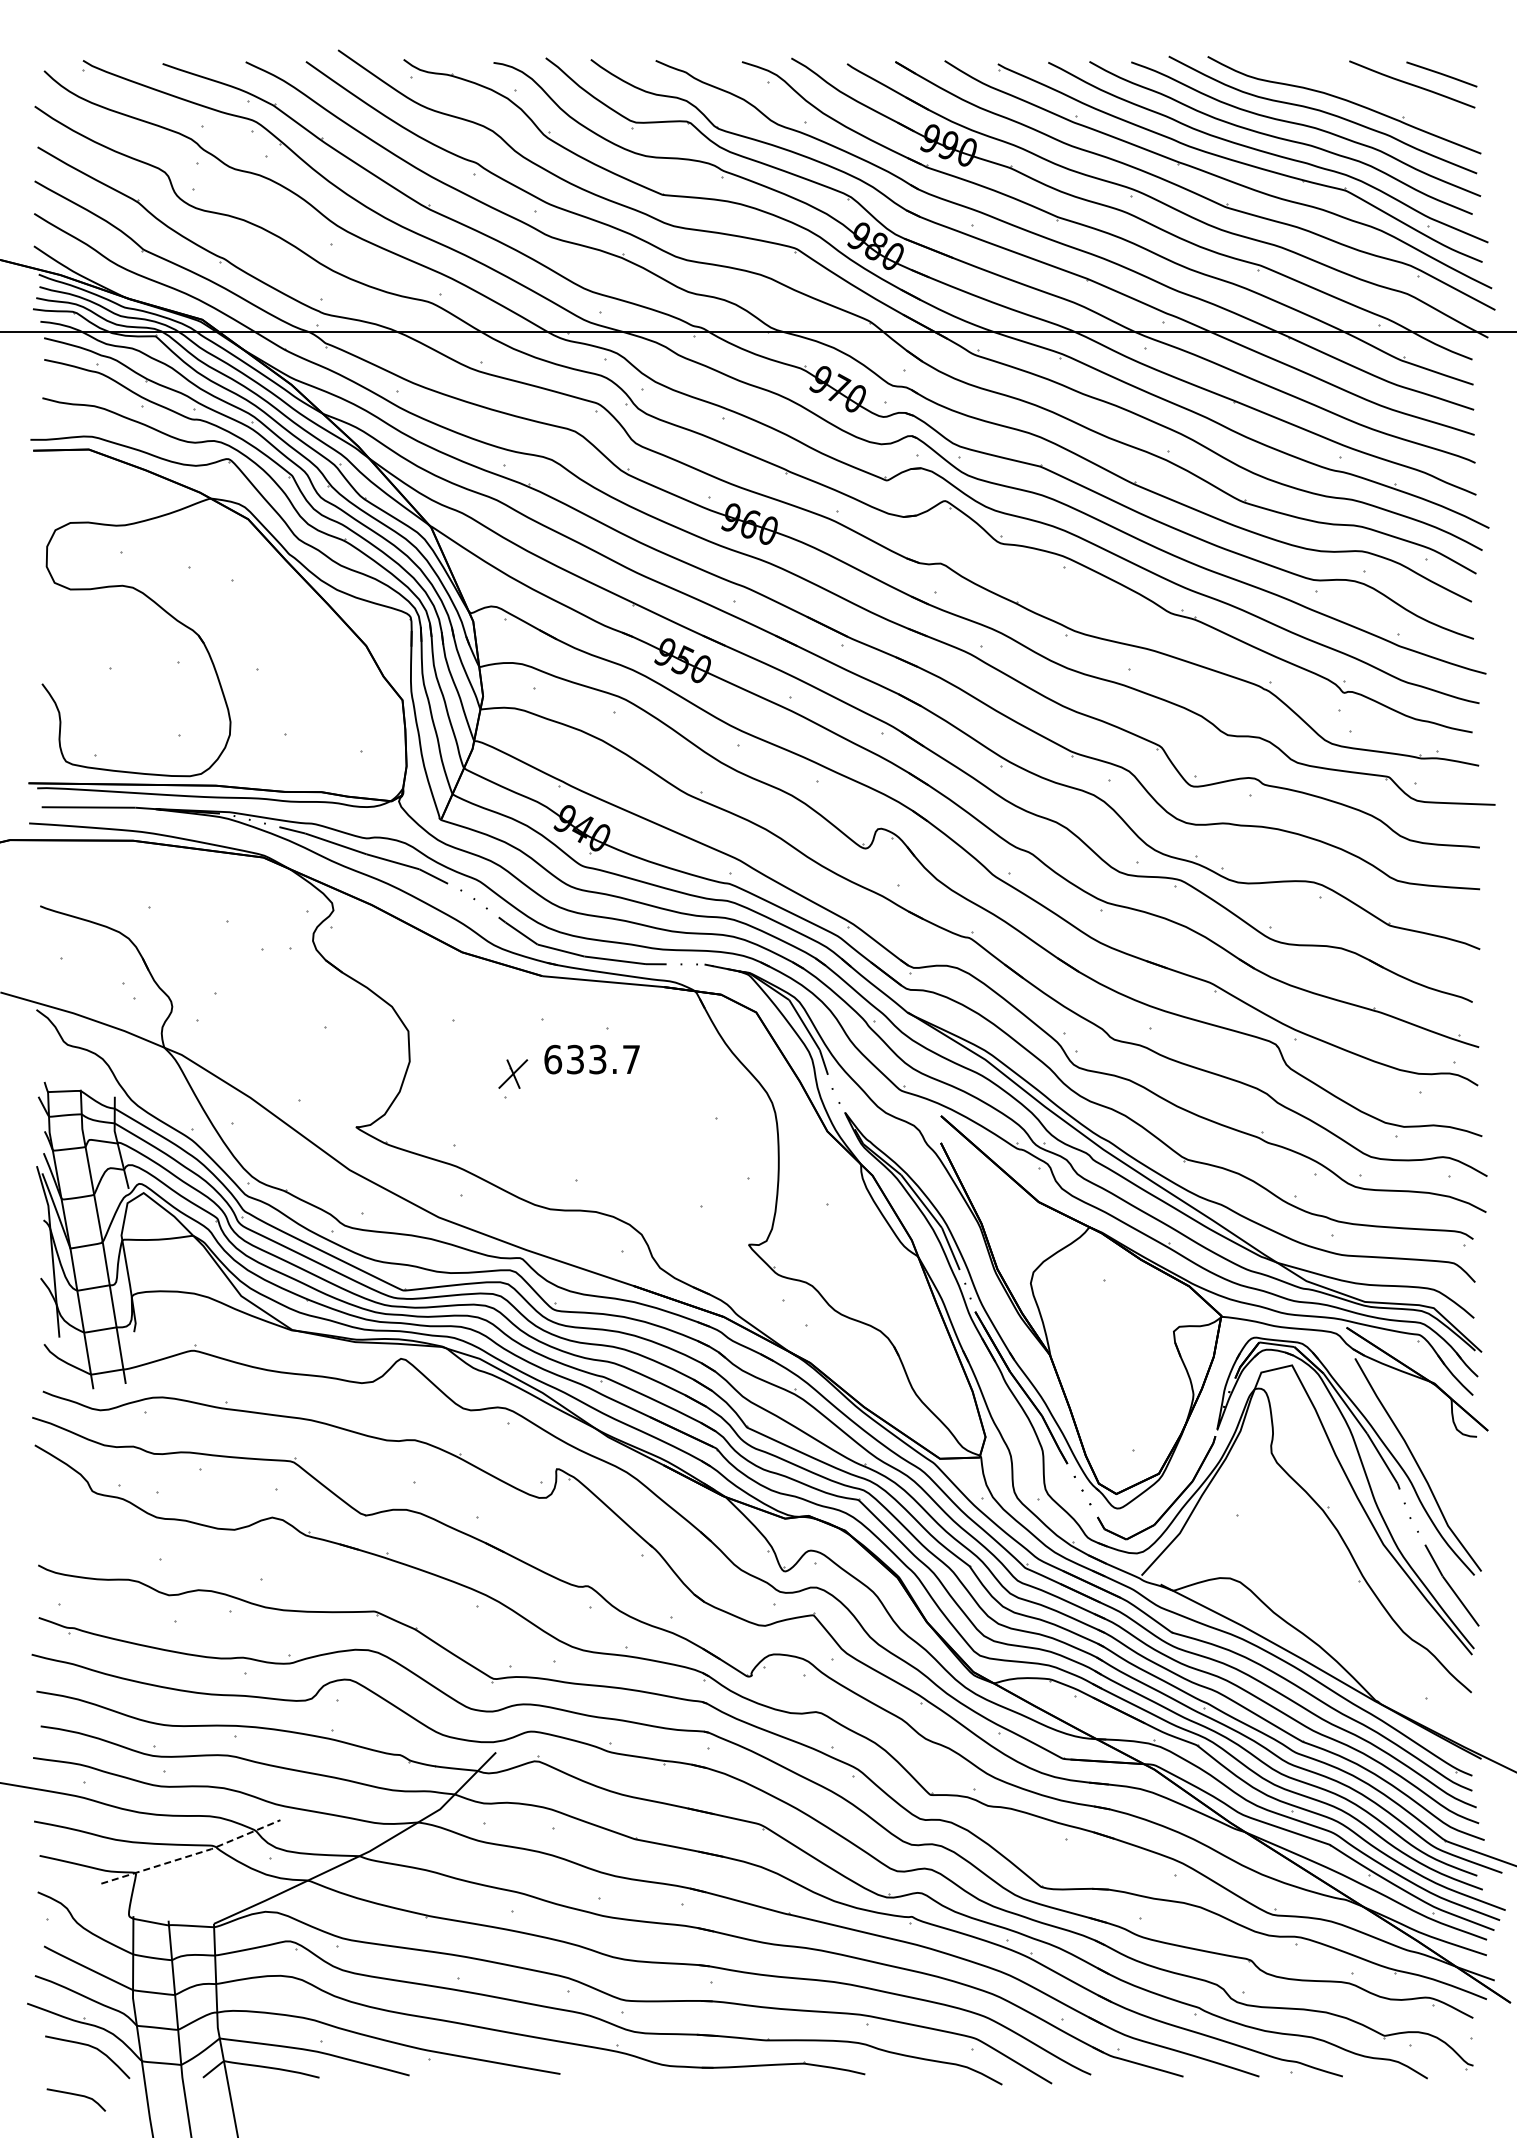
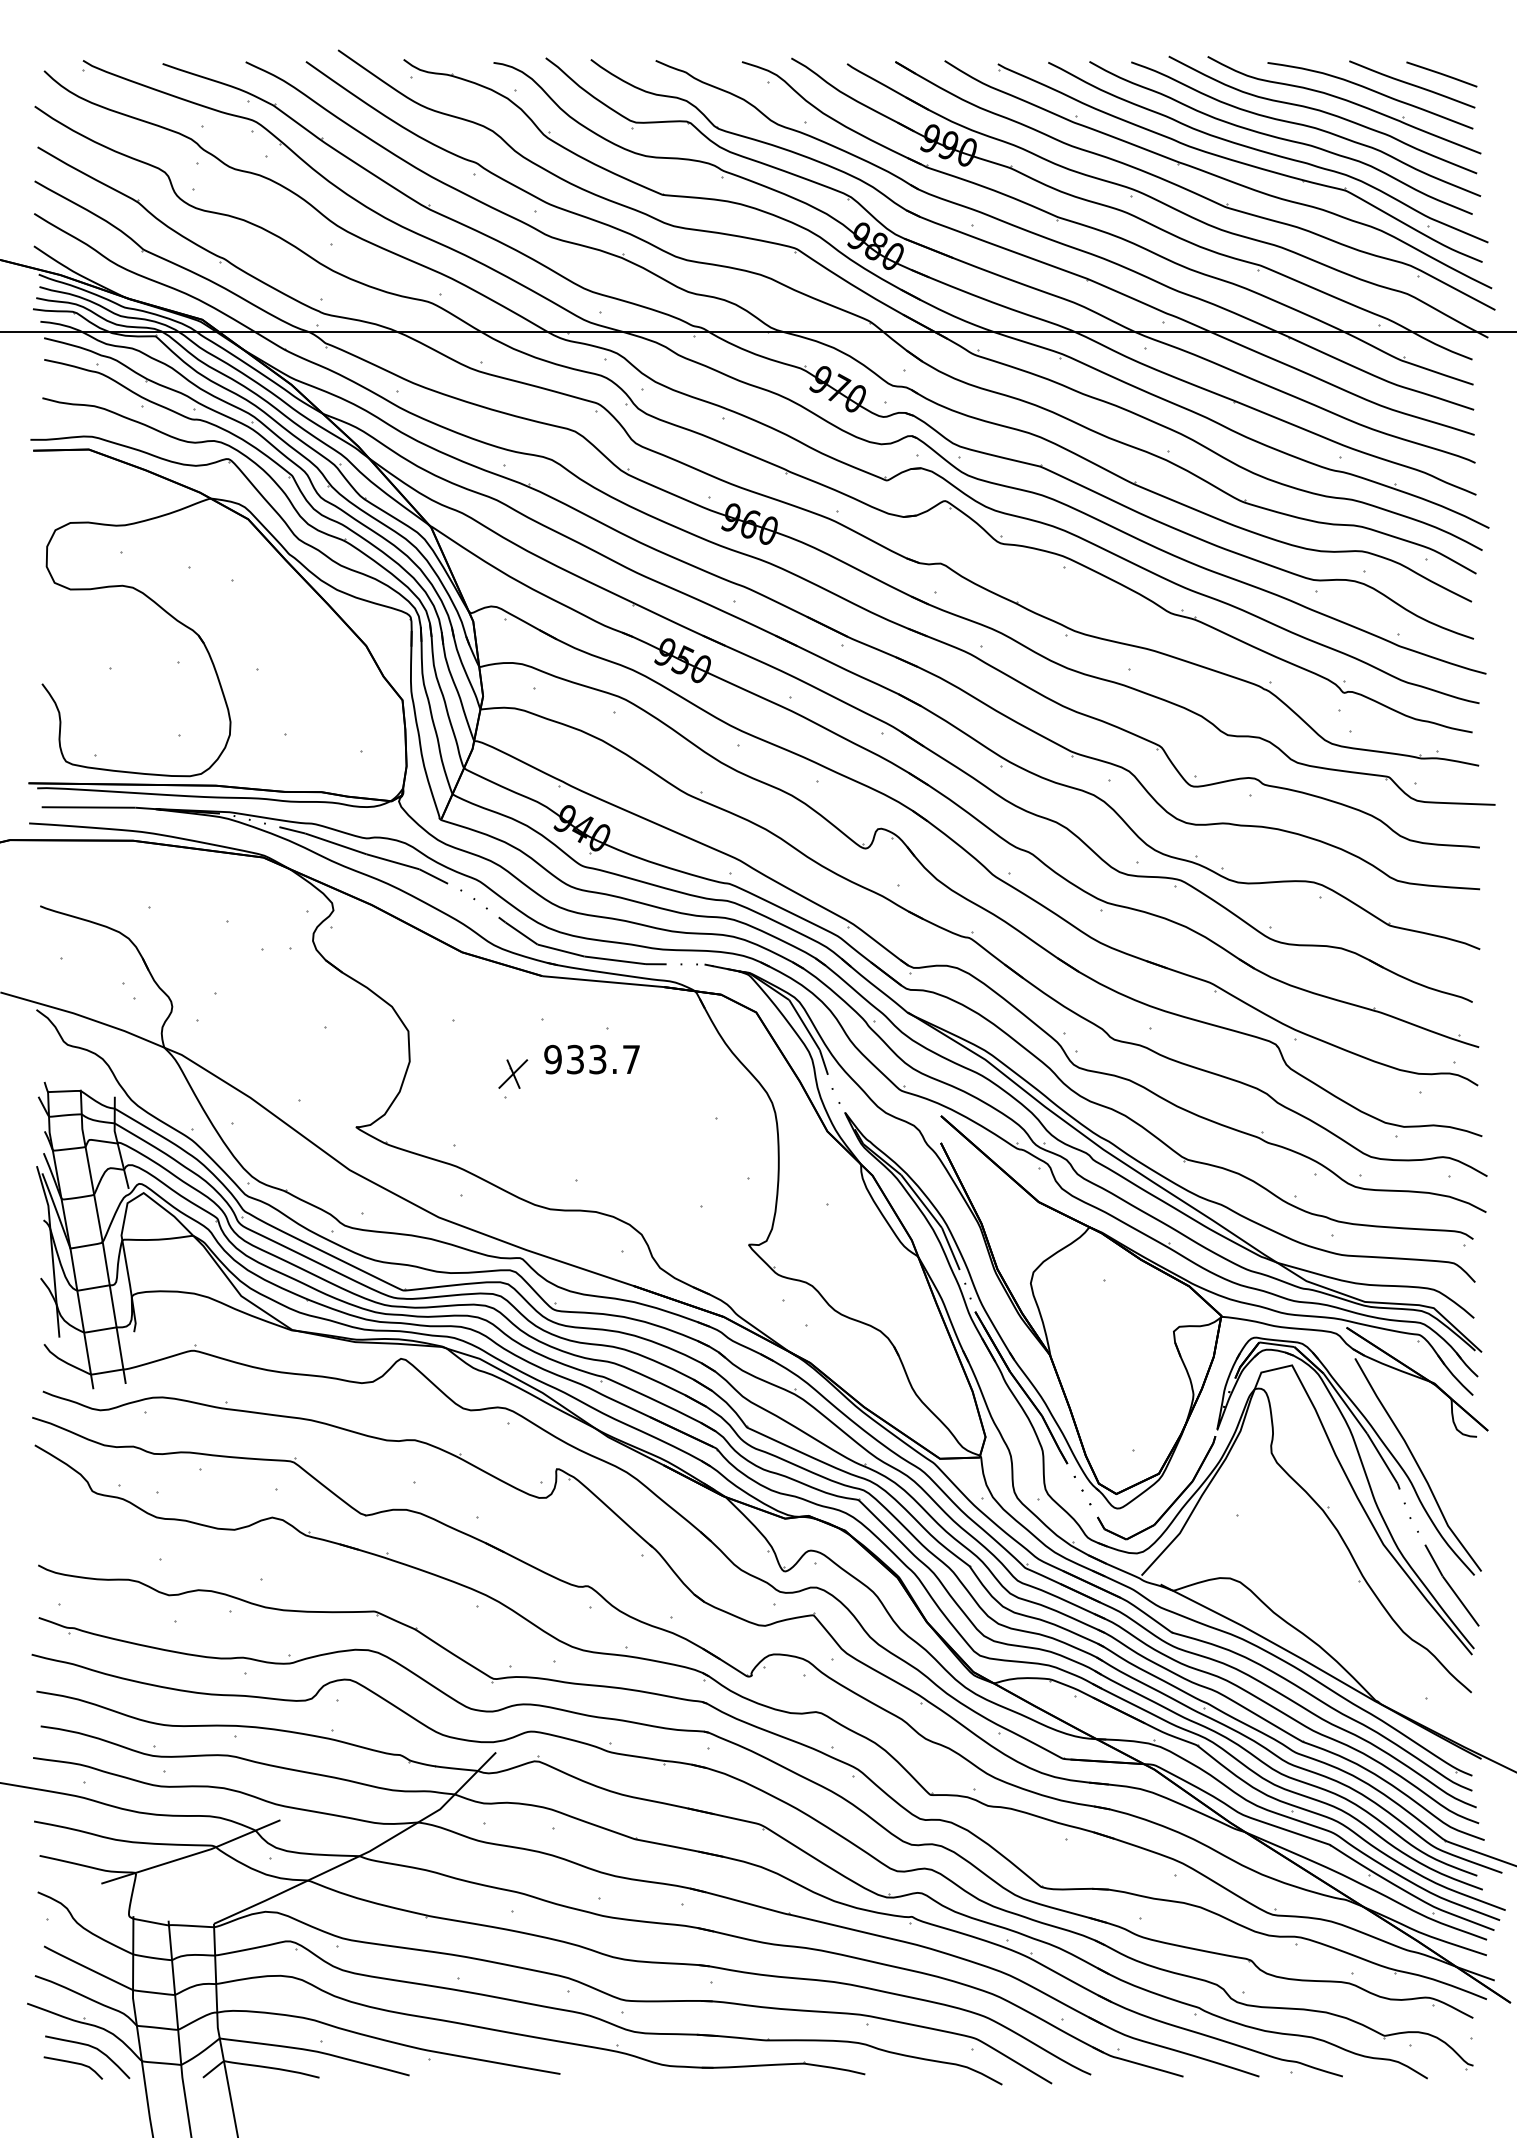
curve: none -> present (1372, 91)
text: 633.7 -> 933.7 (553, 1059)
line: dashed -> solid (192, 1855)
curve position: (76, 2095) -> (73, 2063) (73, 2063)
